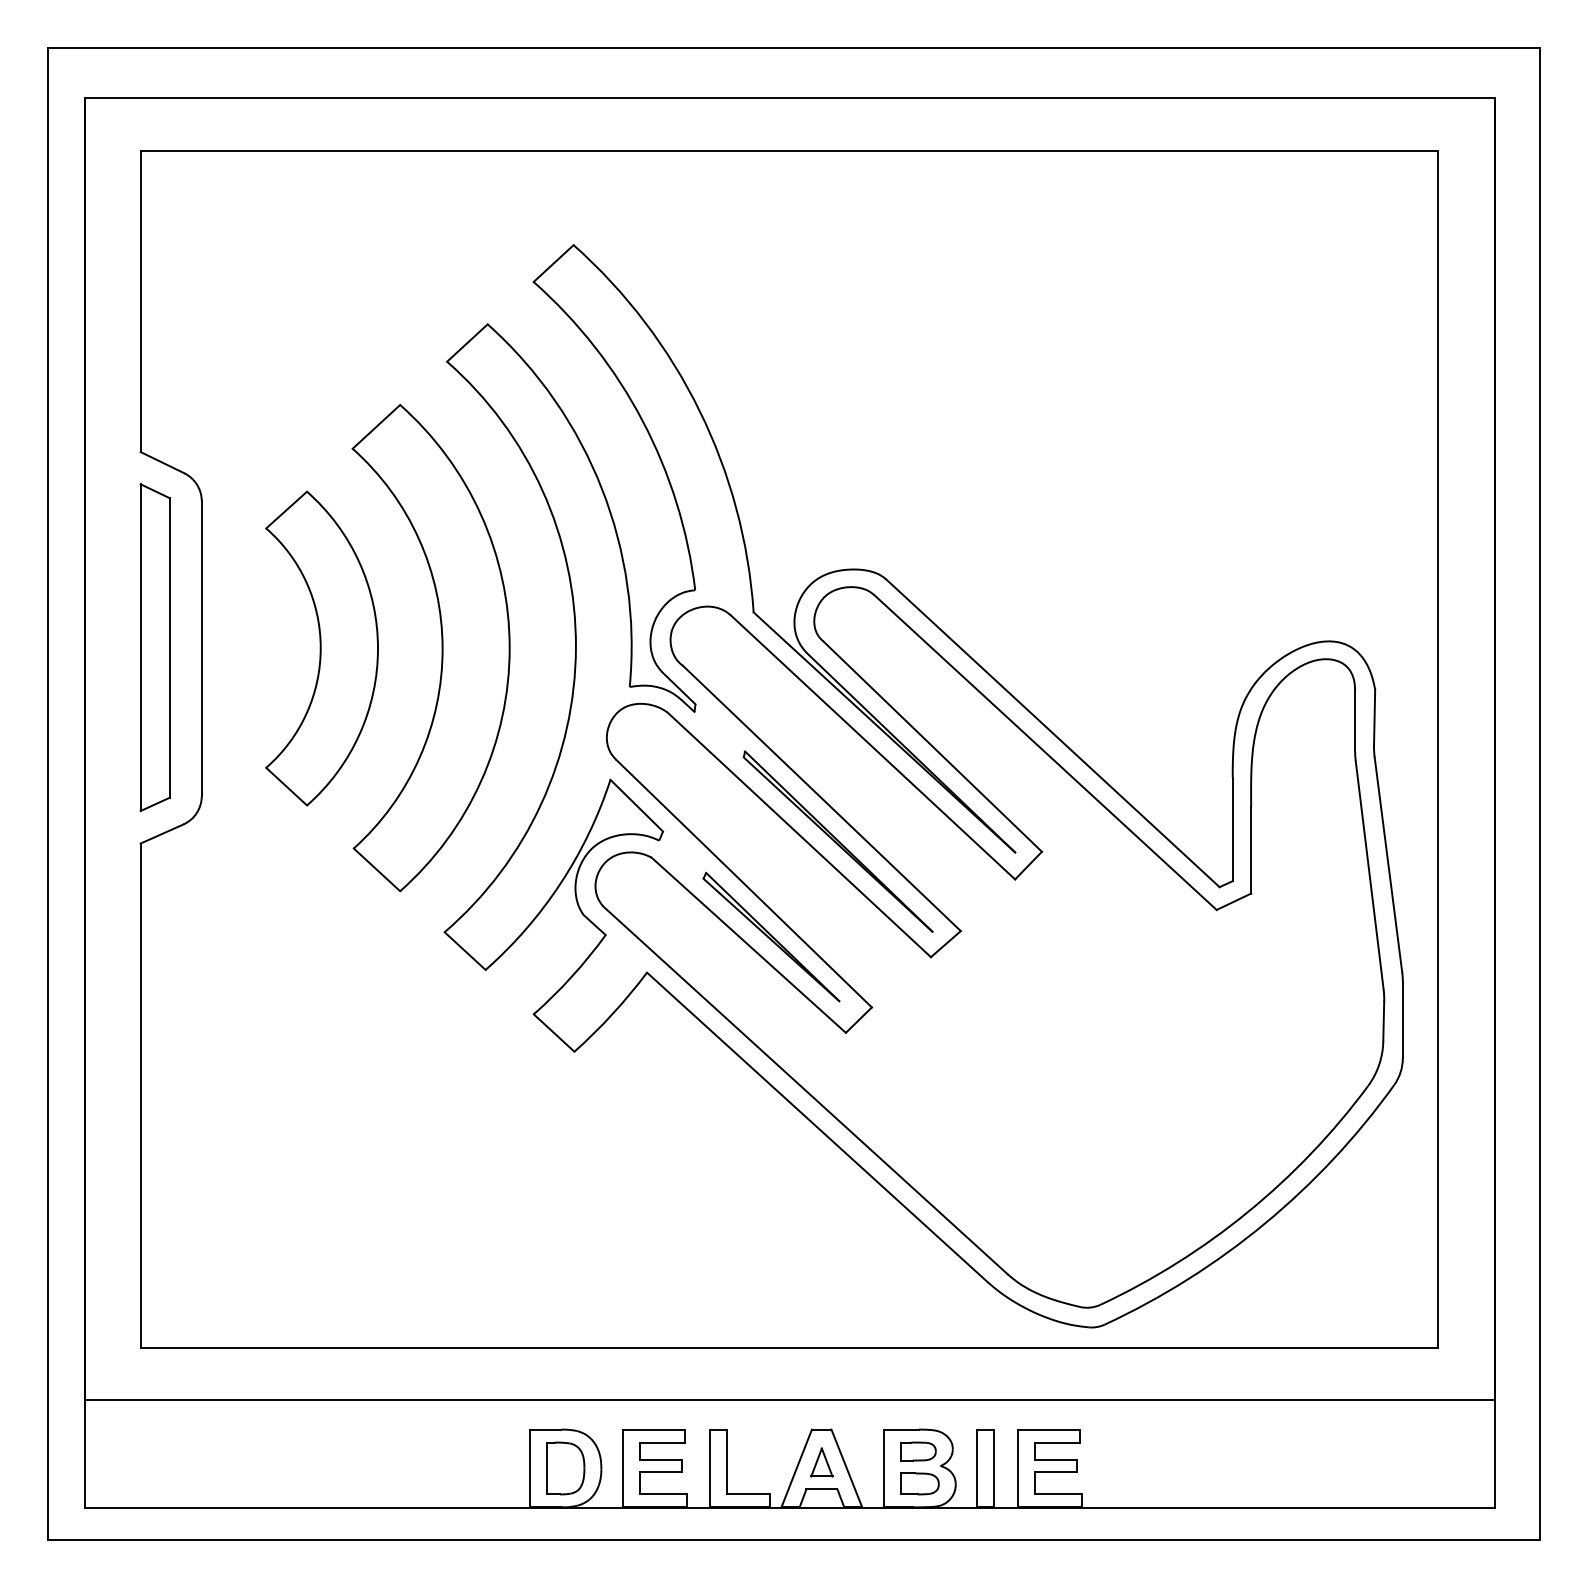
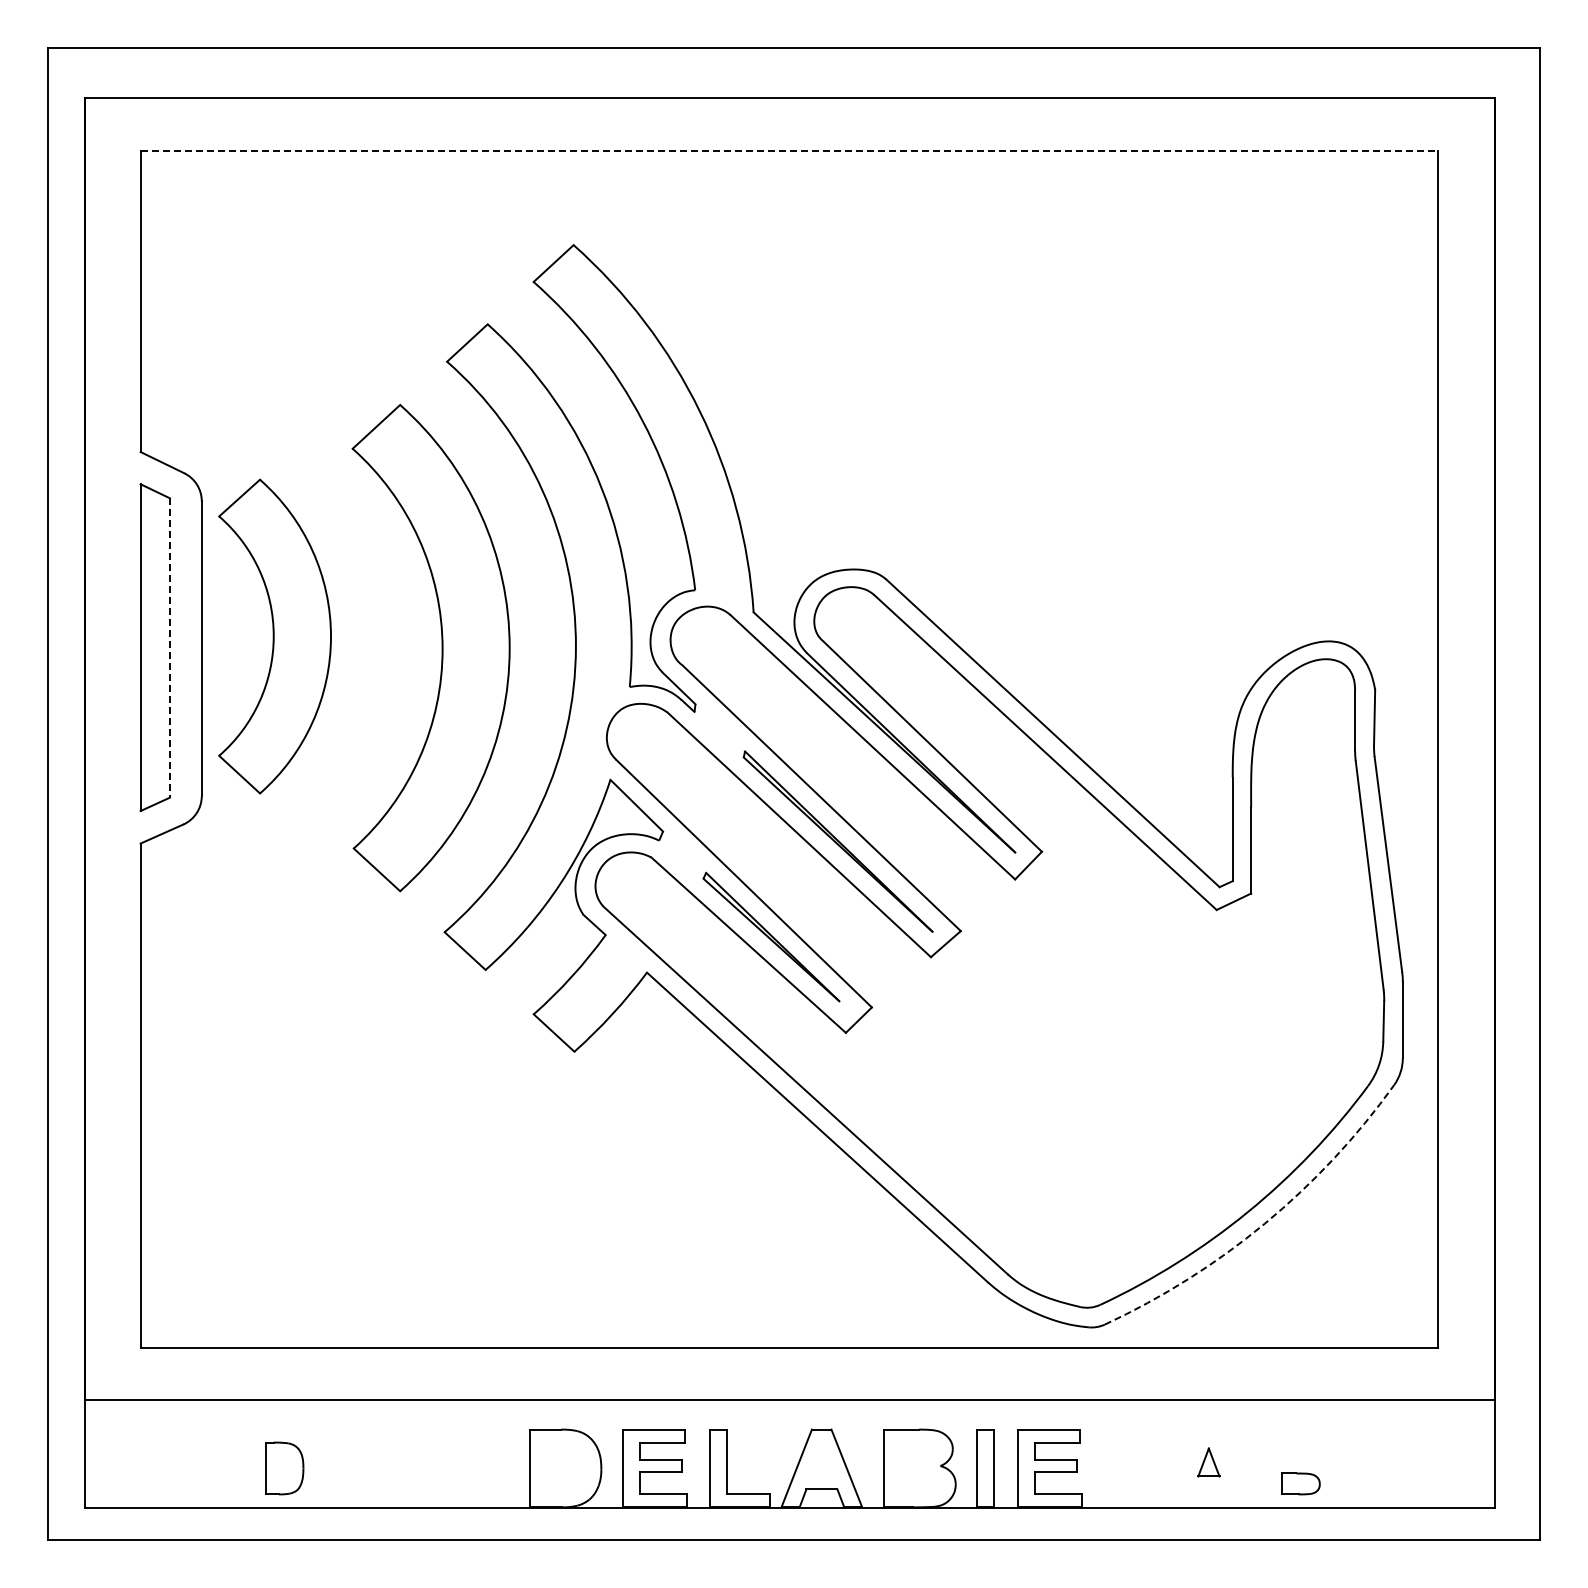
line: solid -> dashed (789, 150)
line: solid -> dashed (169, 647)
part position: (321, 648) -> (274, 636) (274, 636)
arc: solid -> dashed (1264, 1223)
part: present -> none (918, 1451)
part position: (821, 1462) -> (1208, 1462) (1208, 1462)
part position: (565, 1468) -> (284, 1468) (284, 1468)
part position: (919, 1483) -> (1300, 1483) (1300, 1483)
